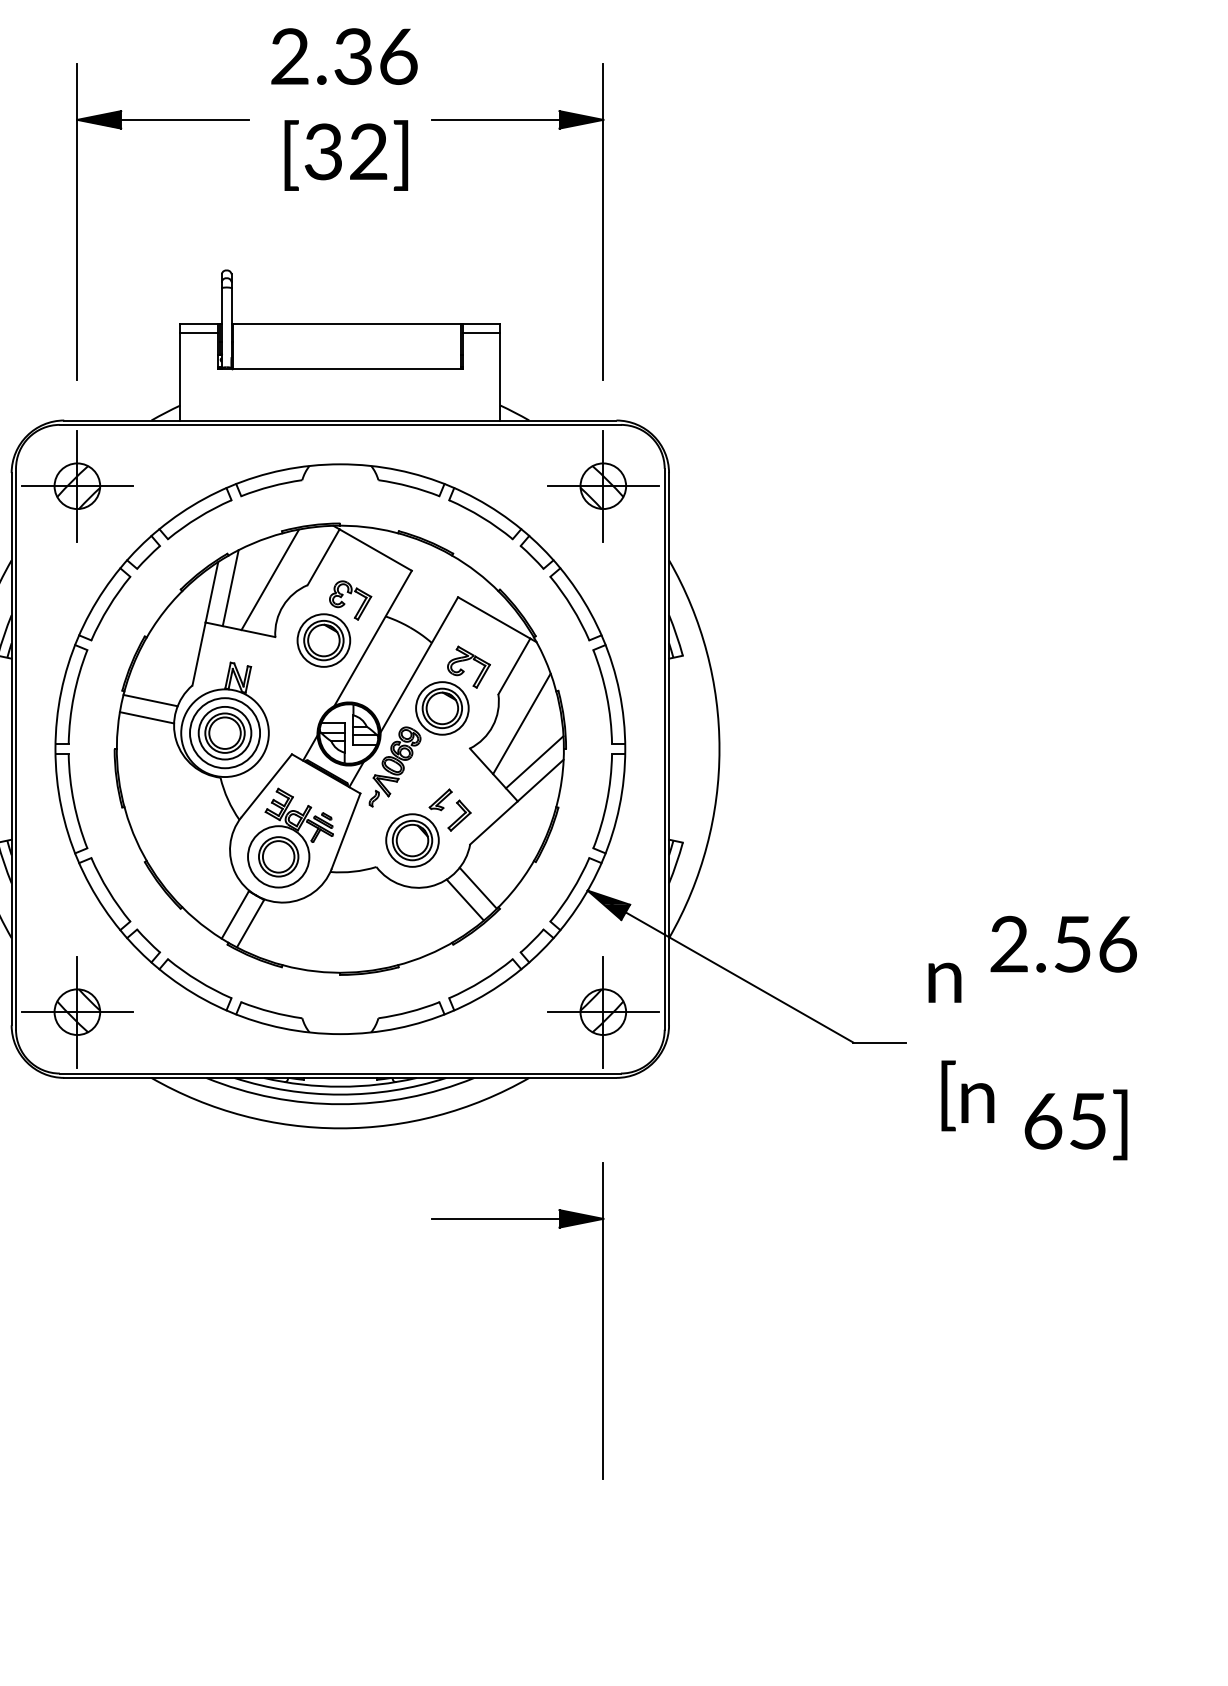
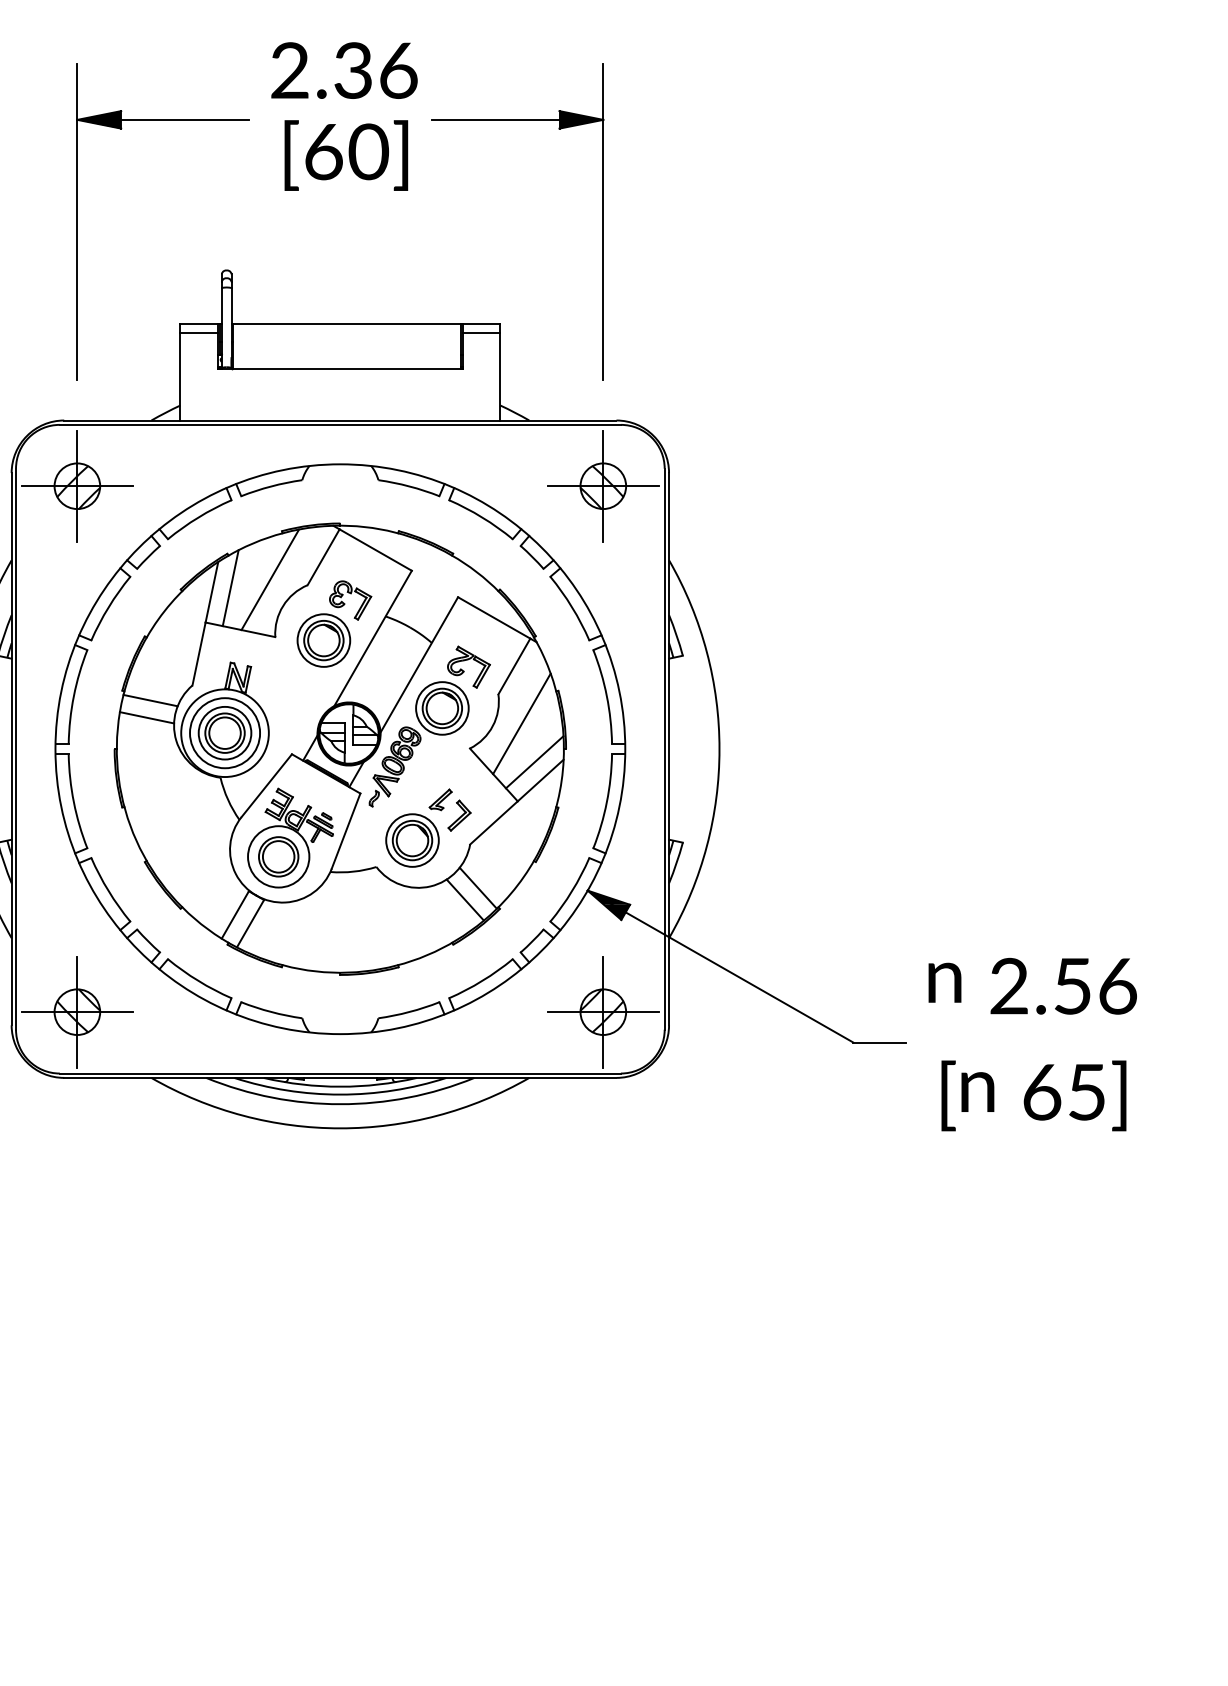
text position: (344, 56) -> (344, 70) (344, 70)
text: [32] -> [60] (346, 151)
text position: (1063, 943) -> (1063, 985) (1063, 985)
text position: (977, 1102) -> (977, 1091) (977, 1091)
text position: (1075, 1124) -> (1074, 1095) (1074, 1095)
part: present -> none (602, 1320)
